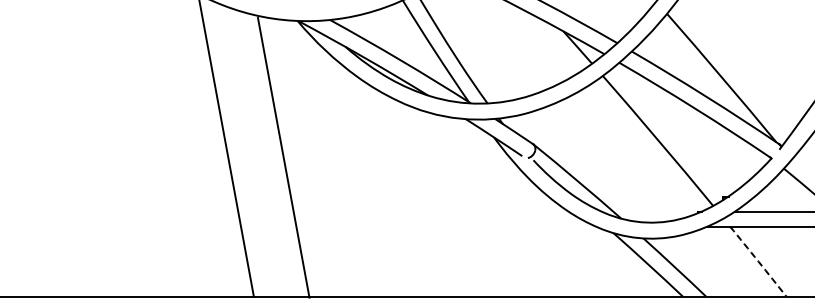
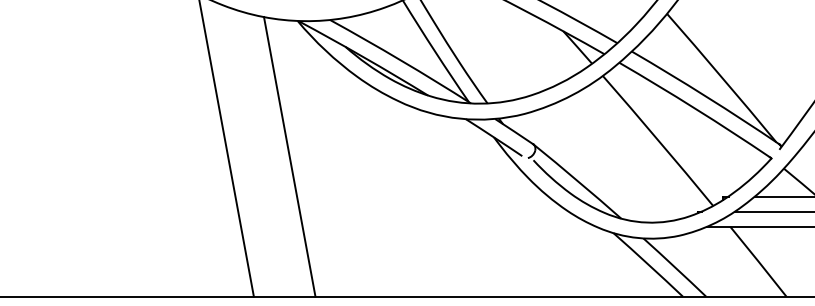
line position: (283, 157) -> (289, 156) (289, 156)
line: none -> present (782, 196)
line: dashed -> solid (758, 261)
